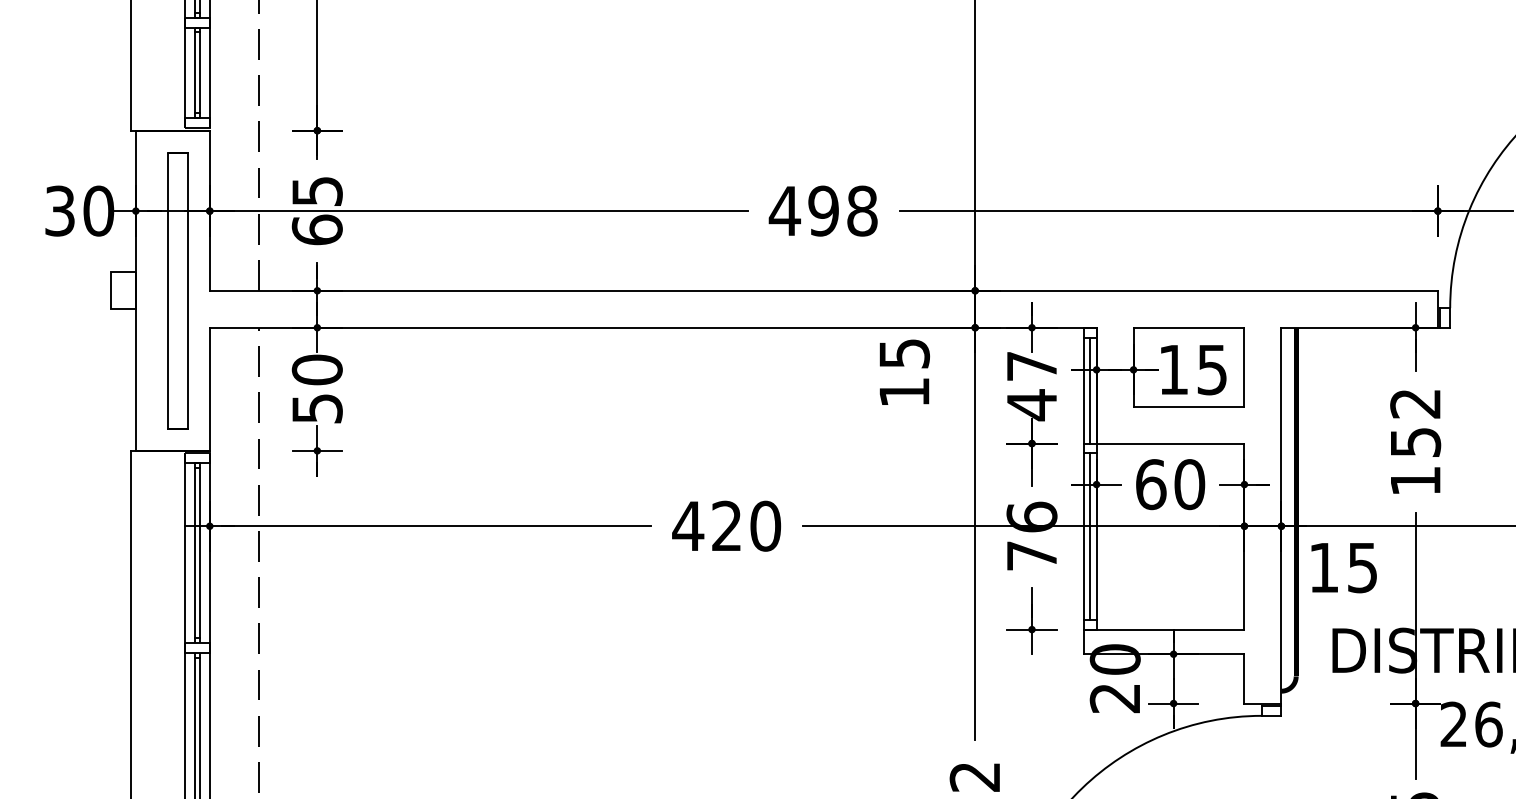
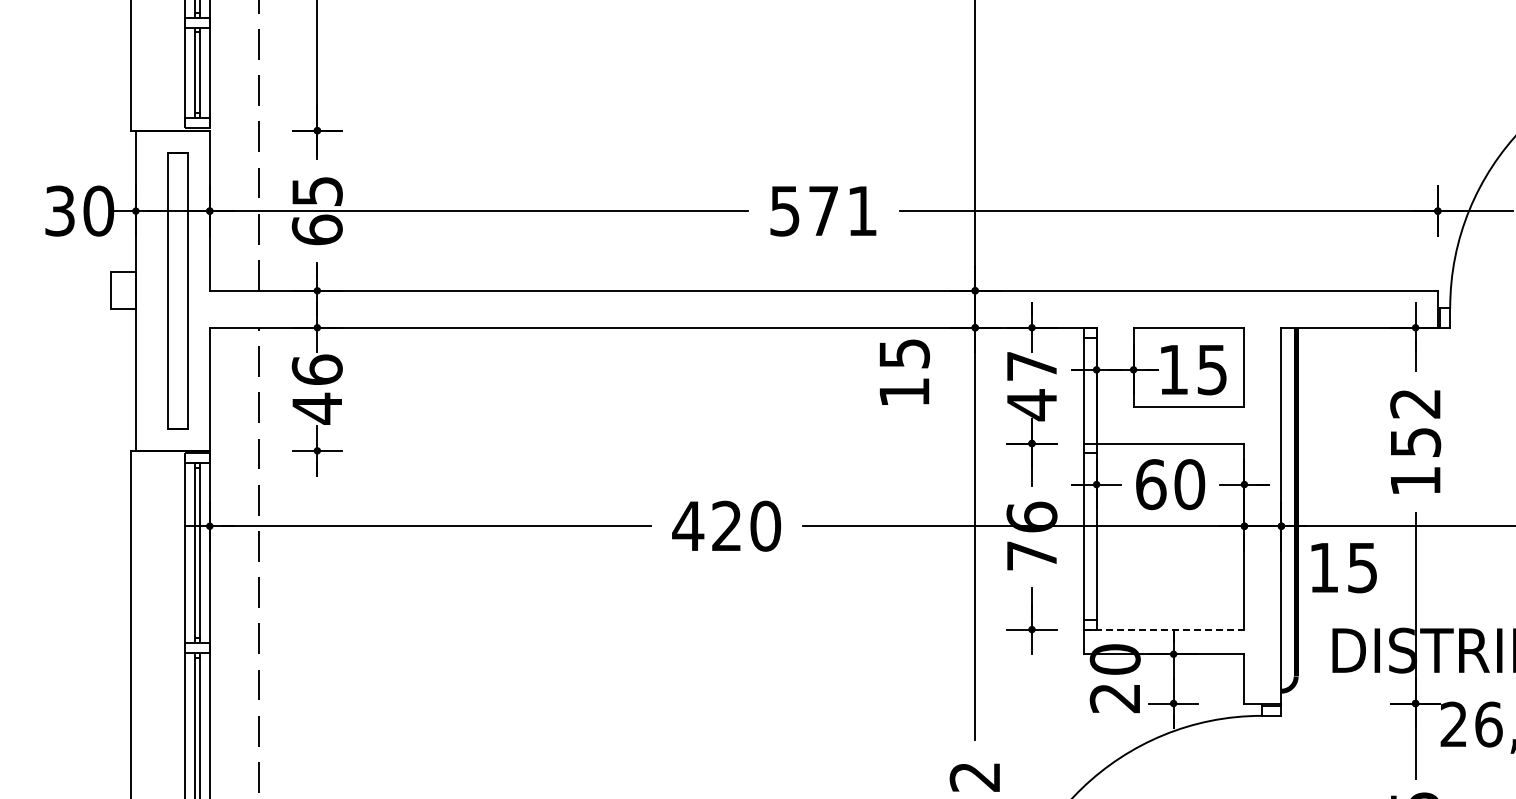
text: 498 -> 571 (822, 210)
text: 50 -> 46 (316, 389)
line: present -> none (1090, 390)
line: present -> none (1090, 536)
line: solid -> dashed (1164, 629)
